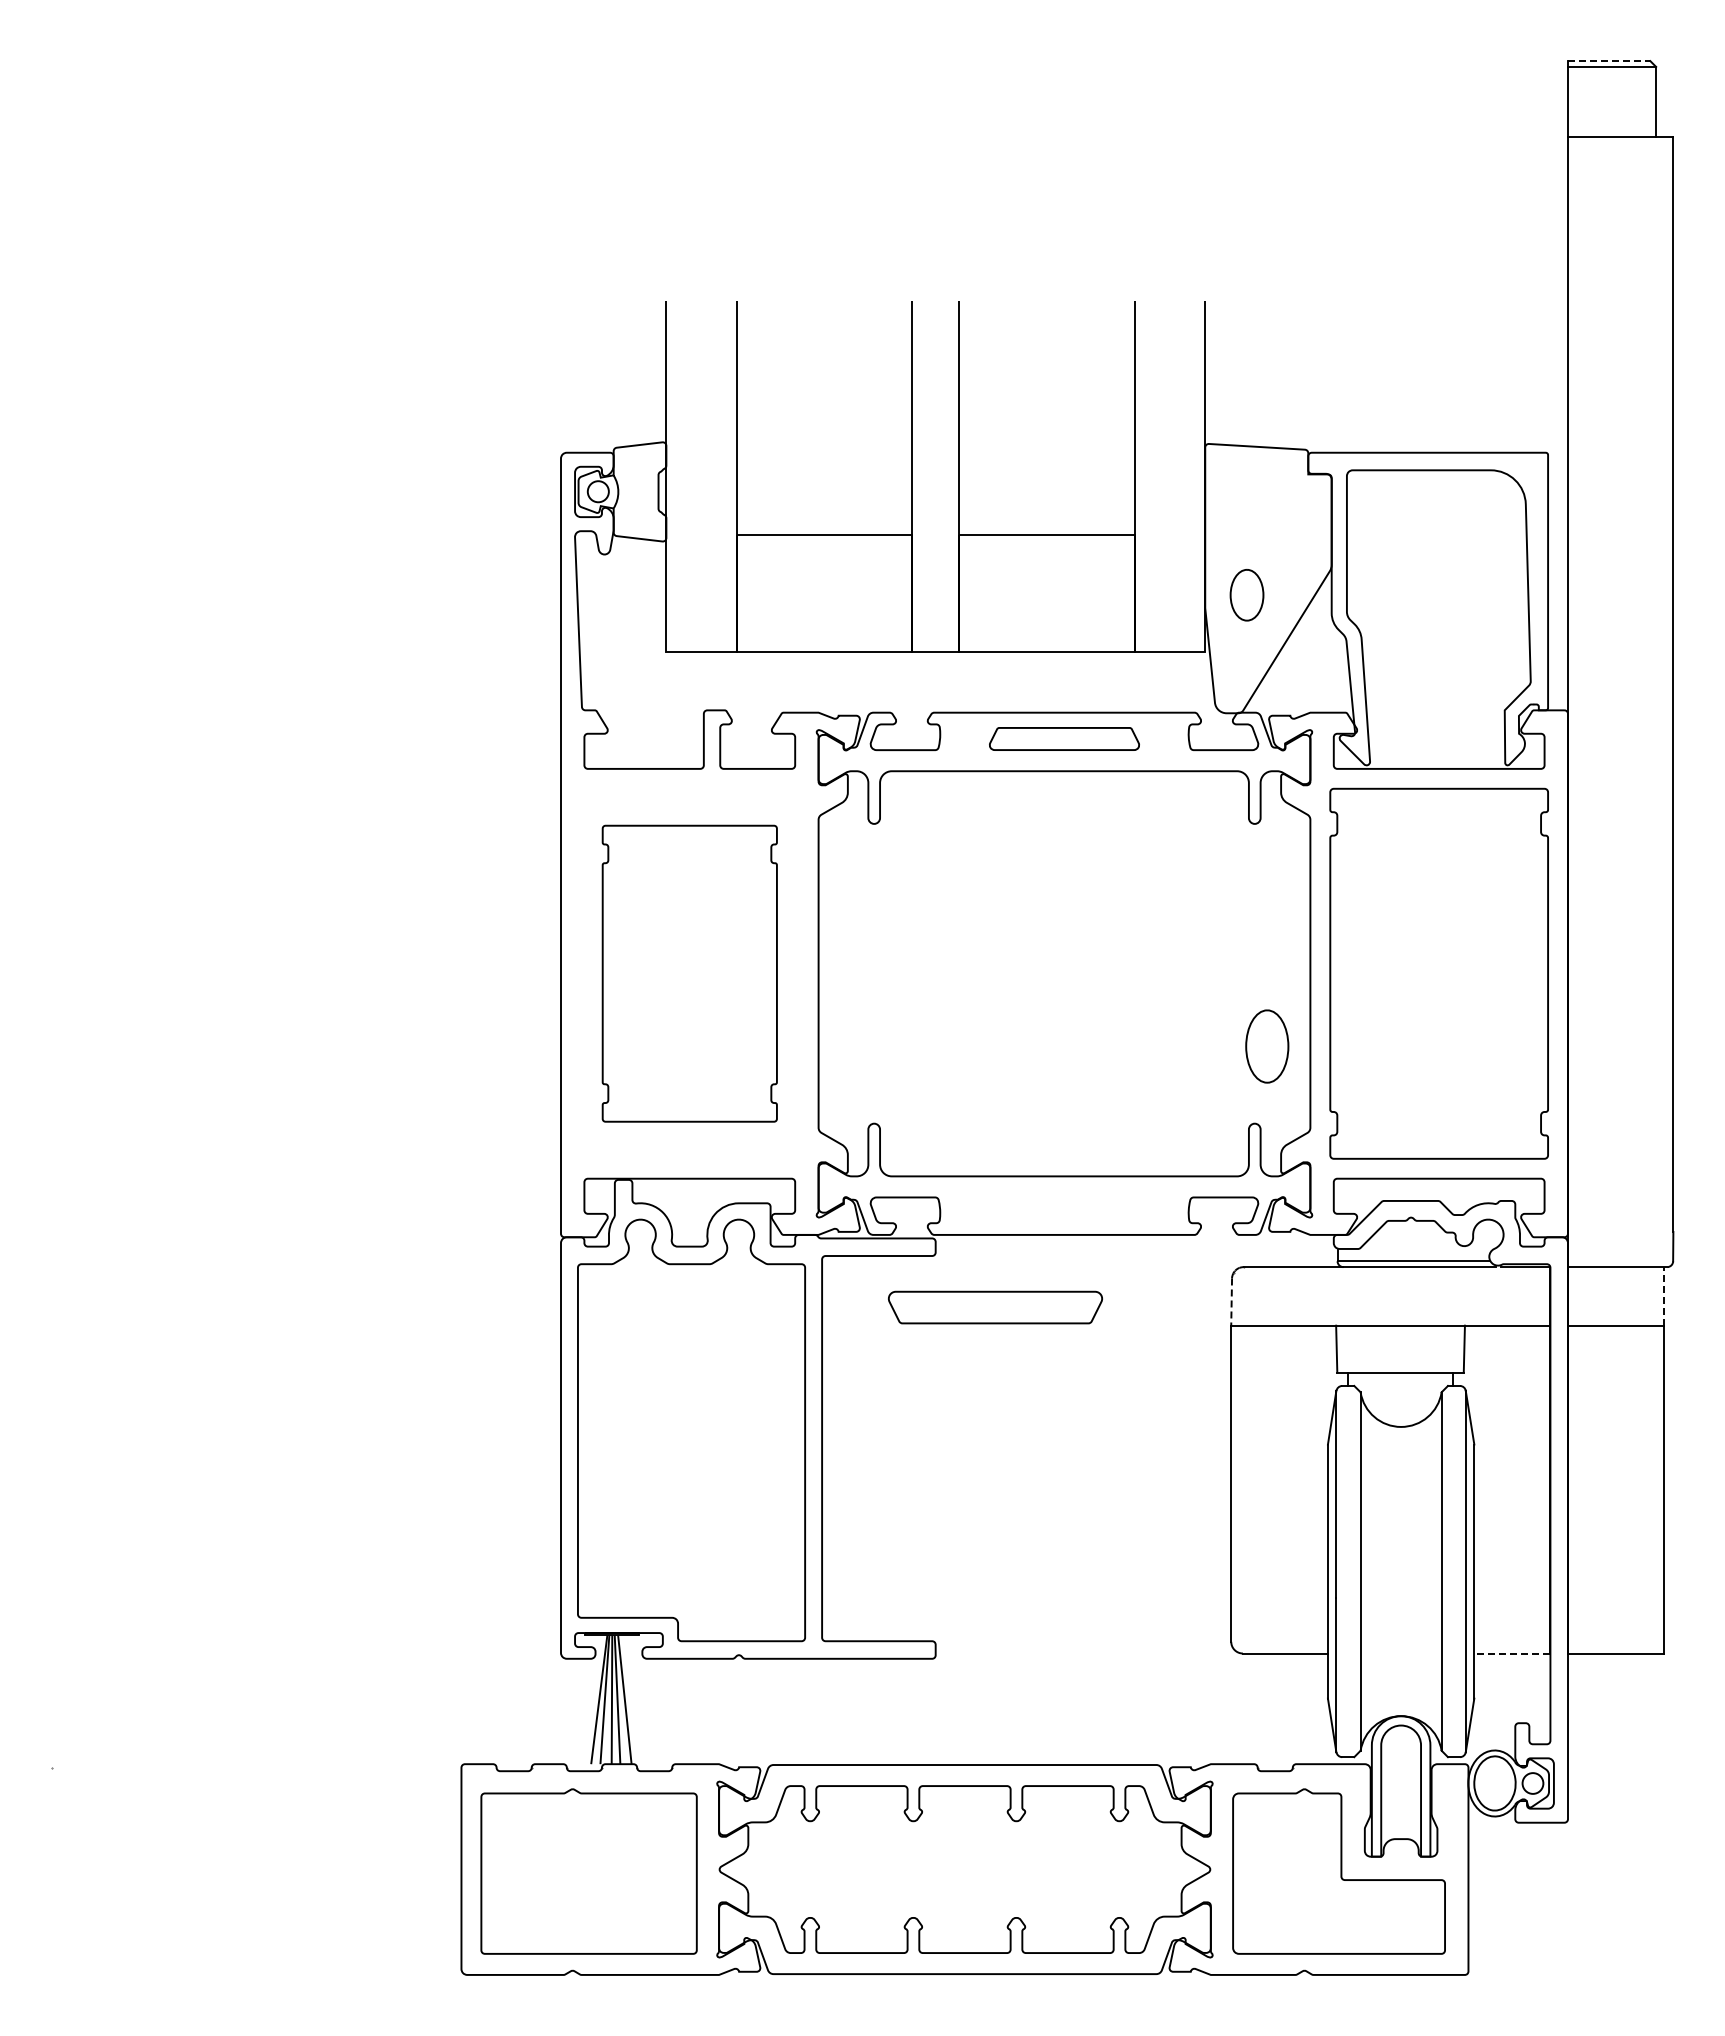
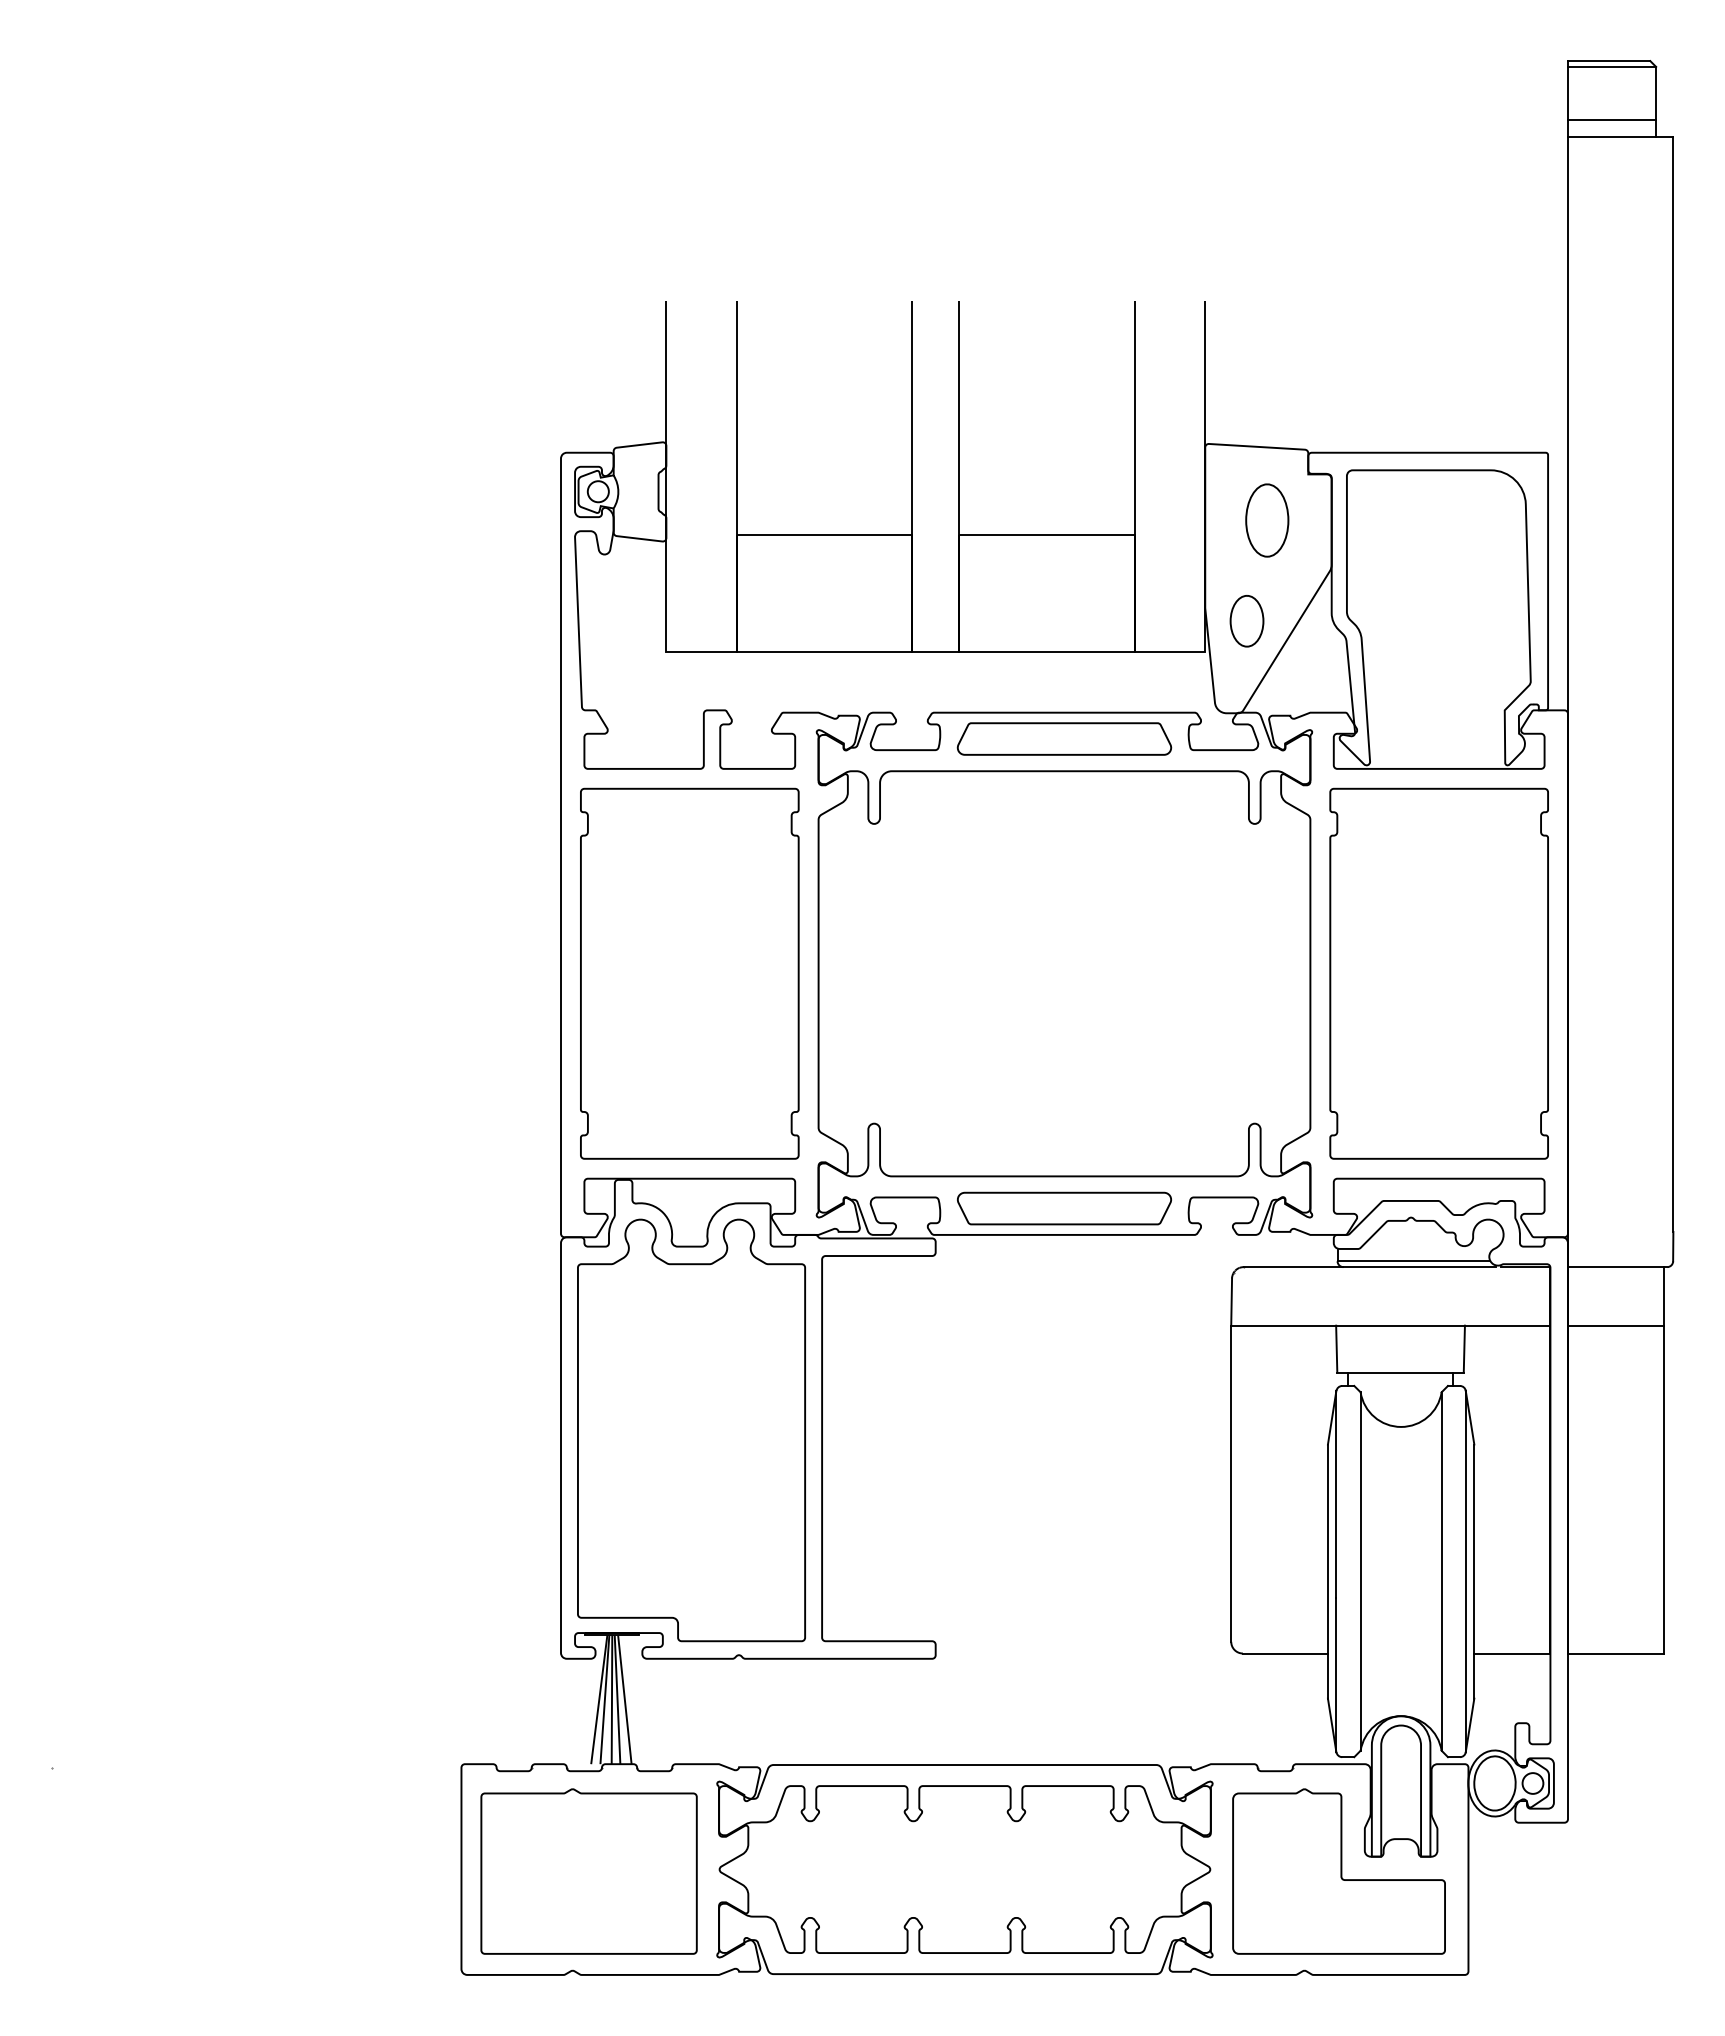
line: dashed -> solid (1609, 61)
line: none -> present (1611, 119)
part position: (1246, 595) -> (1246, 621) (1246, 621)
part size: 151x24 px -> 217x34 px (1064, 738)
part size: 177x299 px -> 220x373 px (689, 973)
part position: (1267, 1046) -> (1267, 520) (1267, 520)
line: dashed -> solid (1664, 1295)
line: dashed -> solid (1231, 1302)
part position: (995, 1307) -> (1064, 1208) (1064, 1208)
line: dashed -> solid (1511, 1653)
